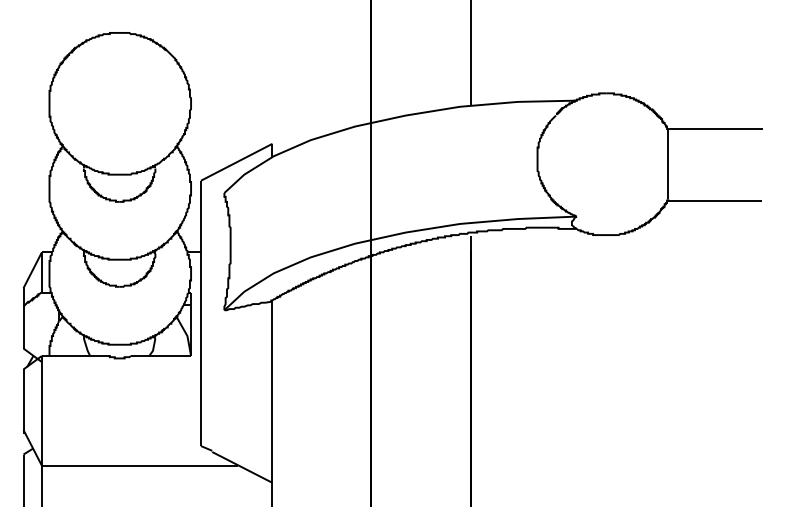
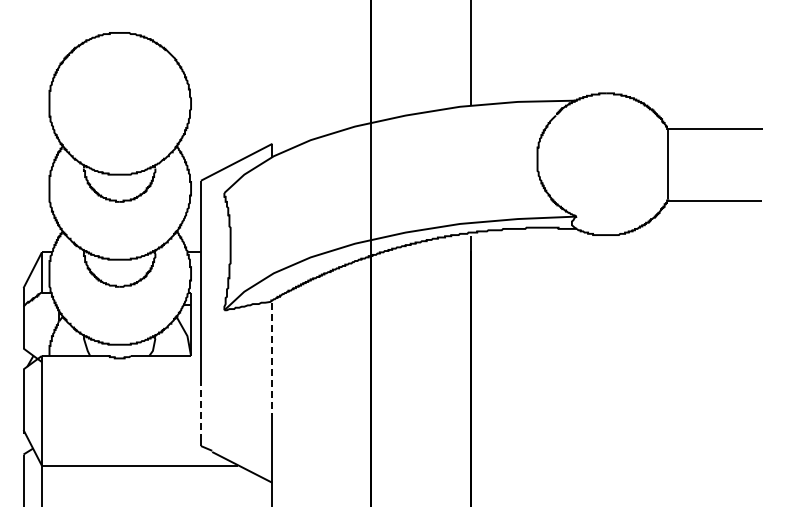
line: solid -> dashed (272, 360)
line: solid -> dashed (200, 413)
